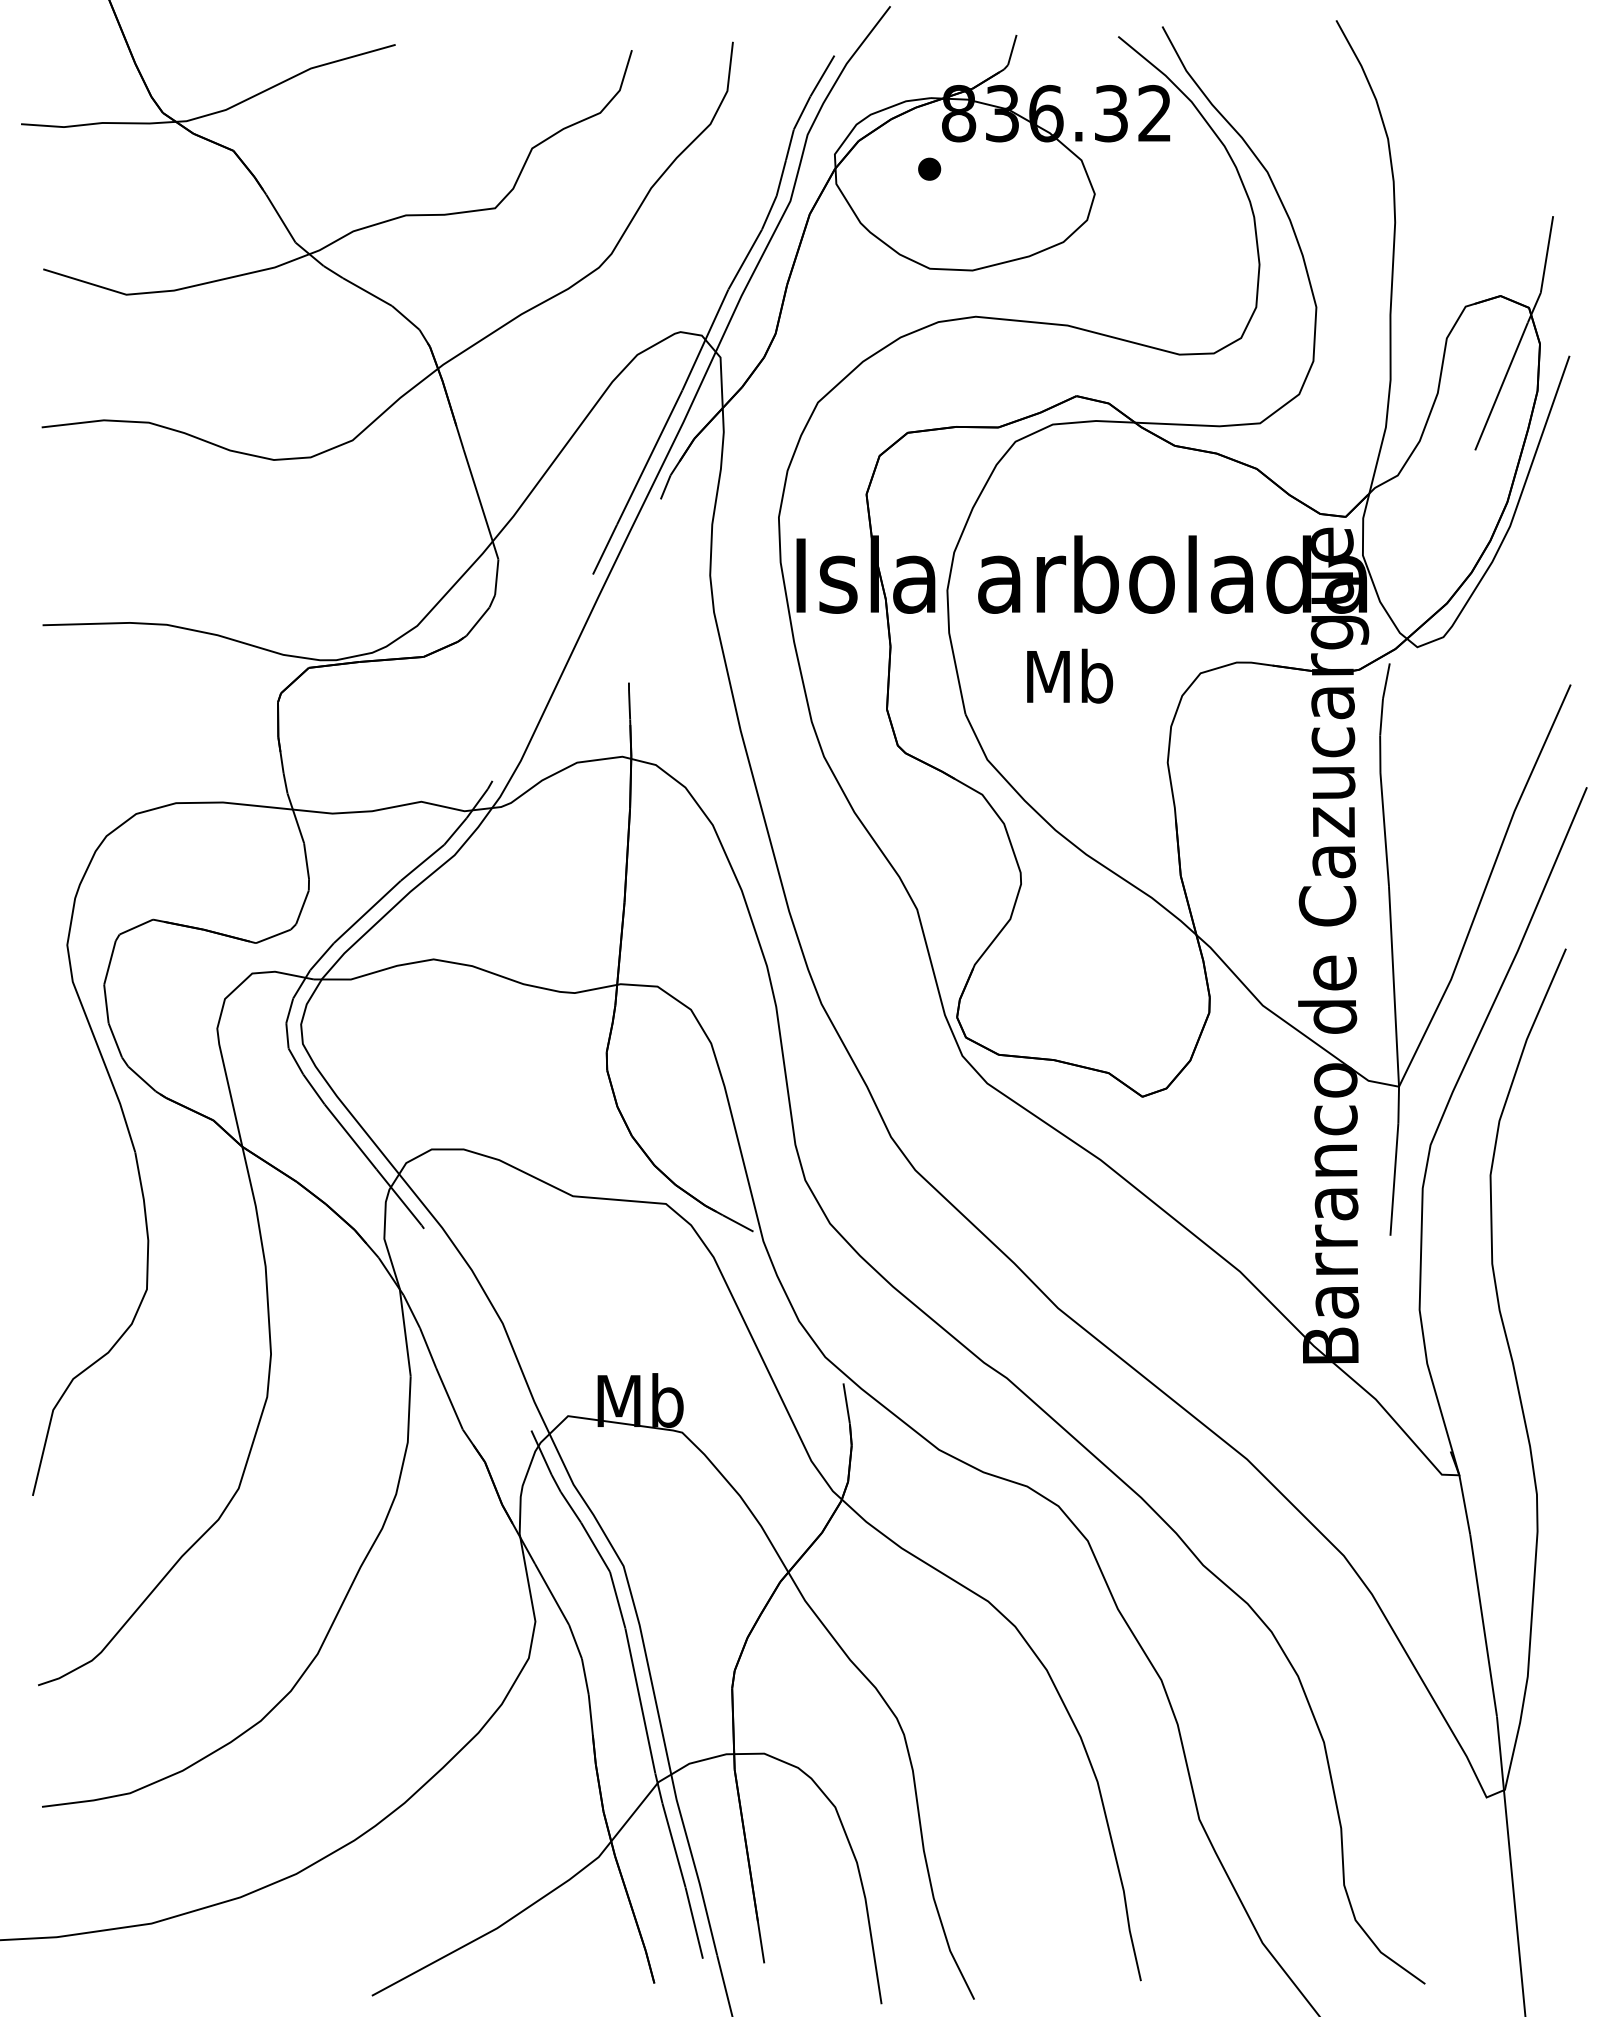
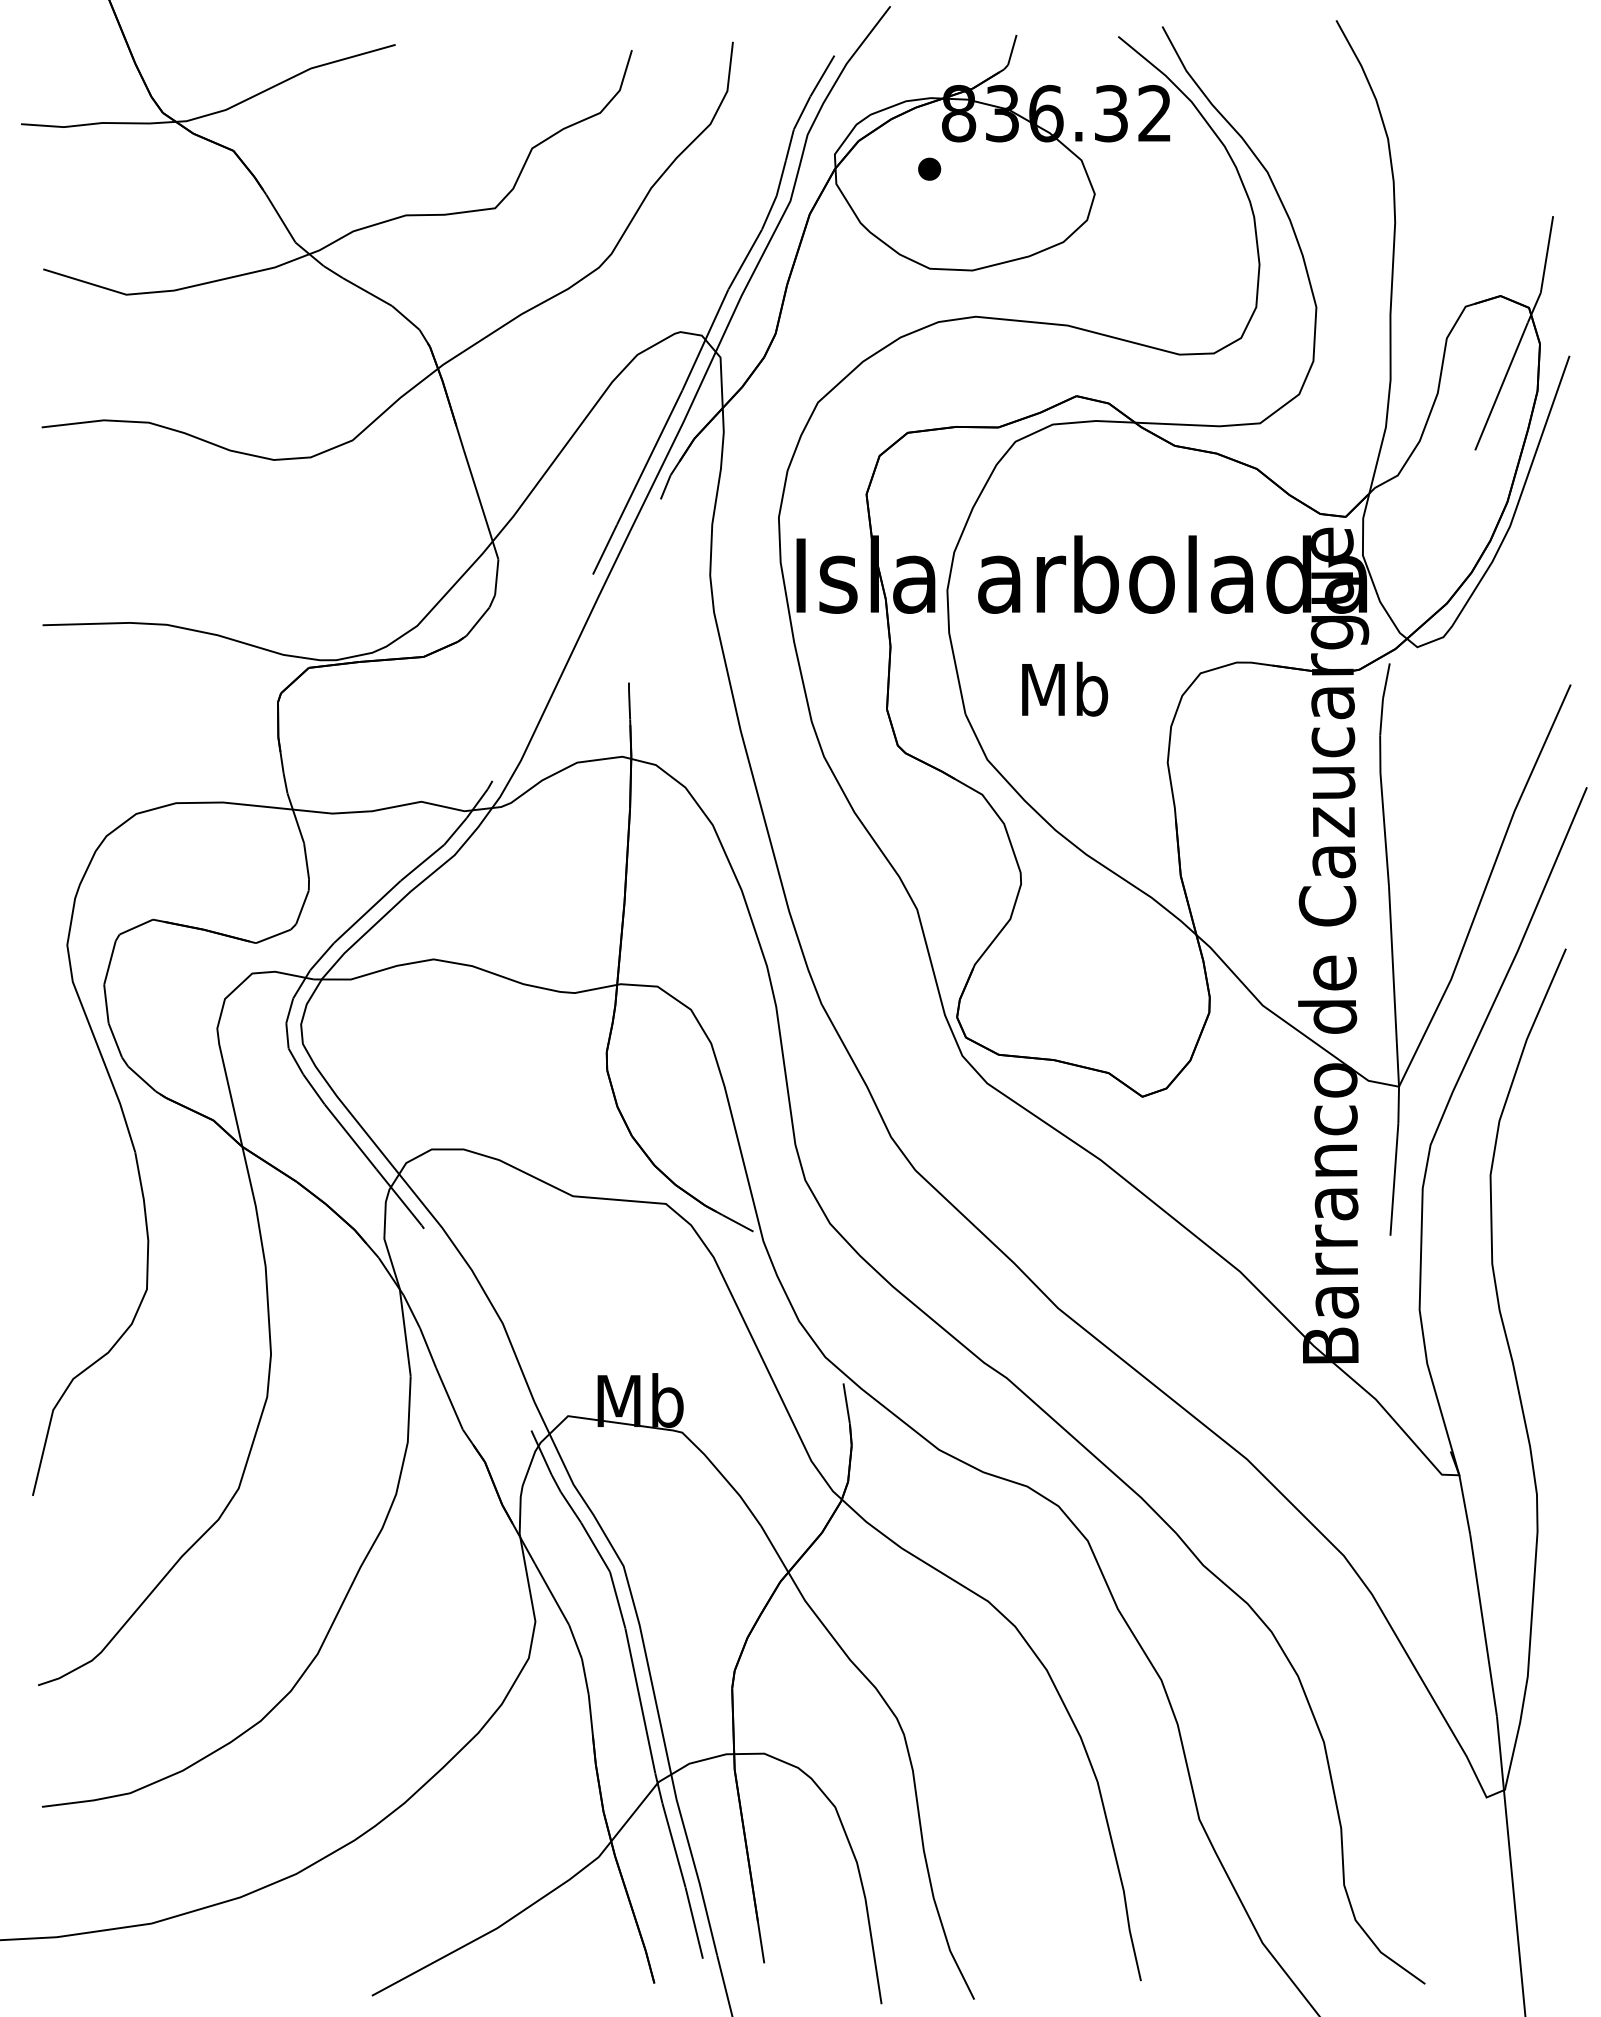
text position: (1070, 675) -> (1065, 688) (1065, 688)
